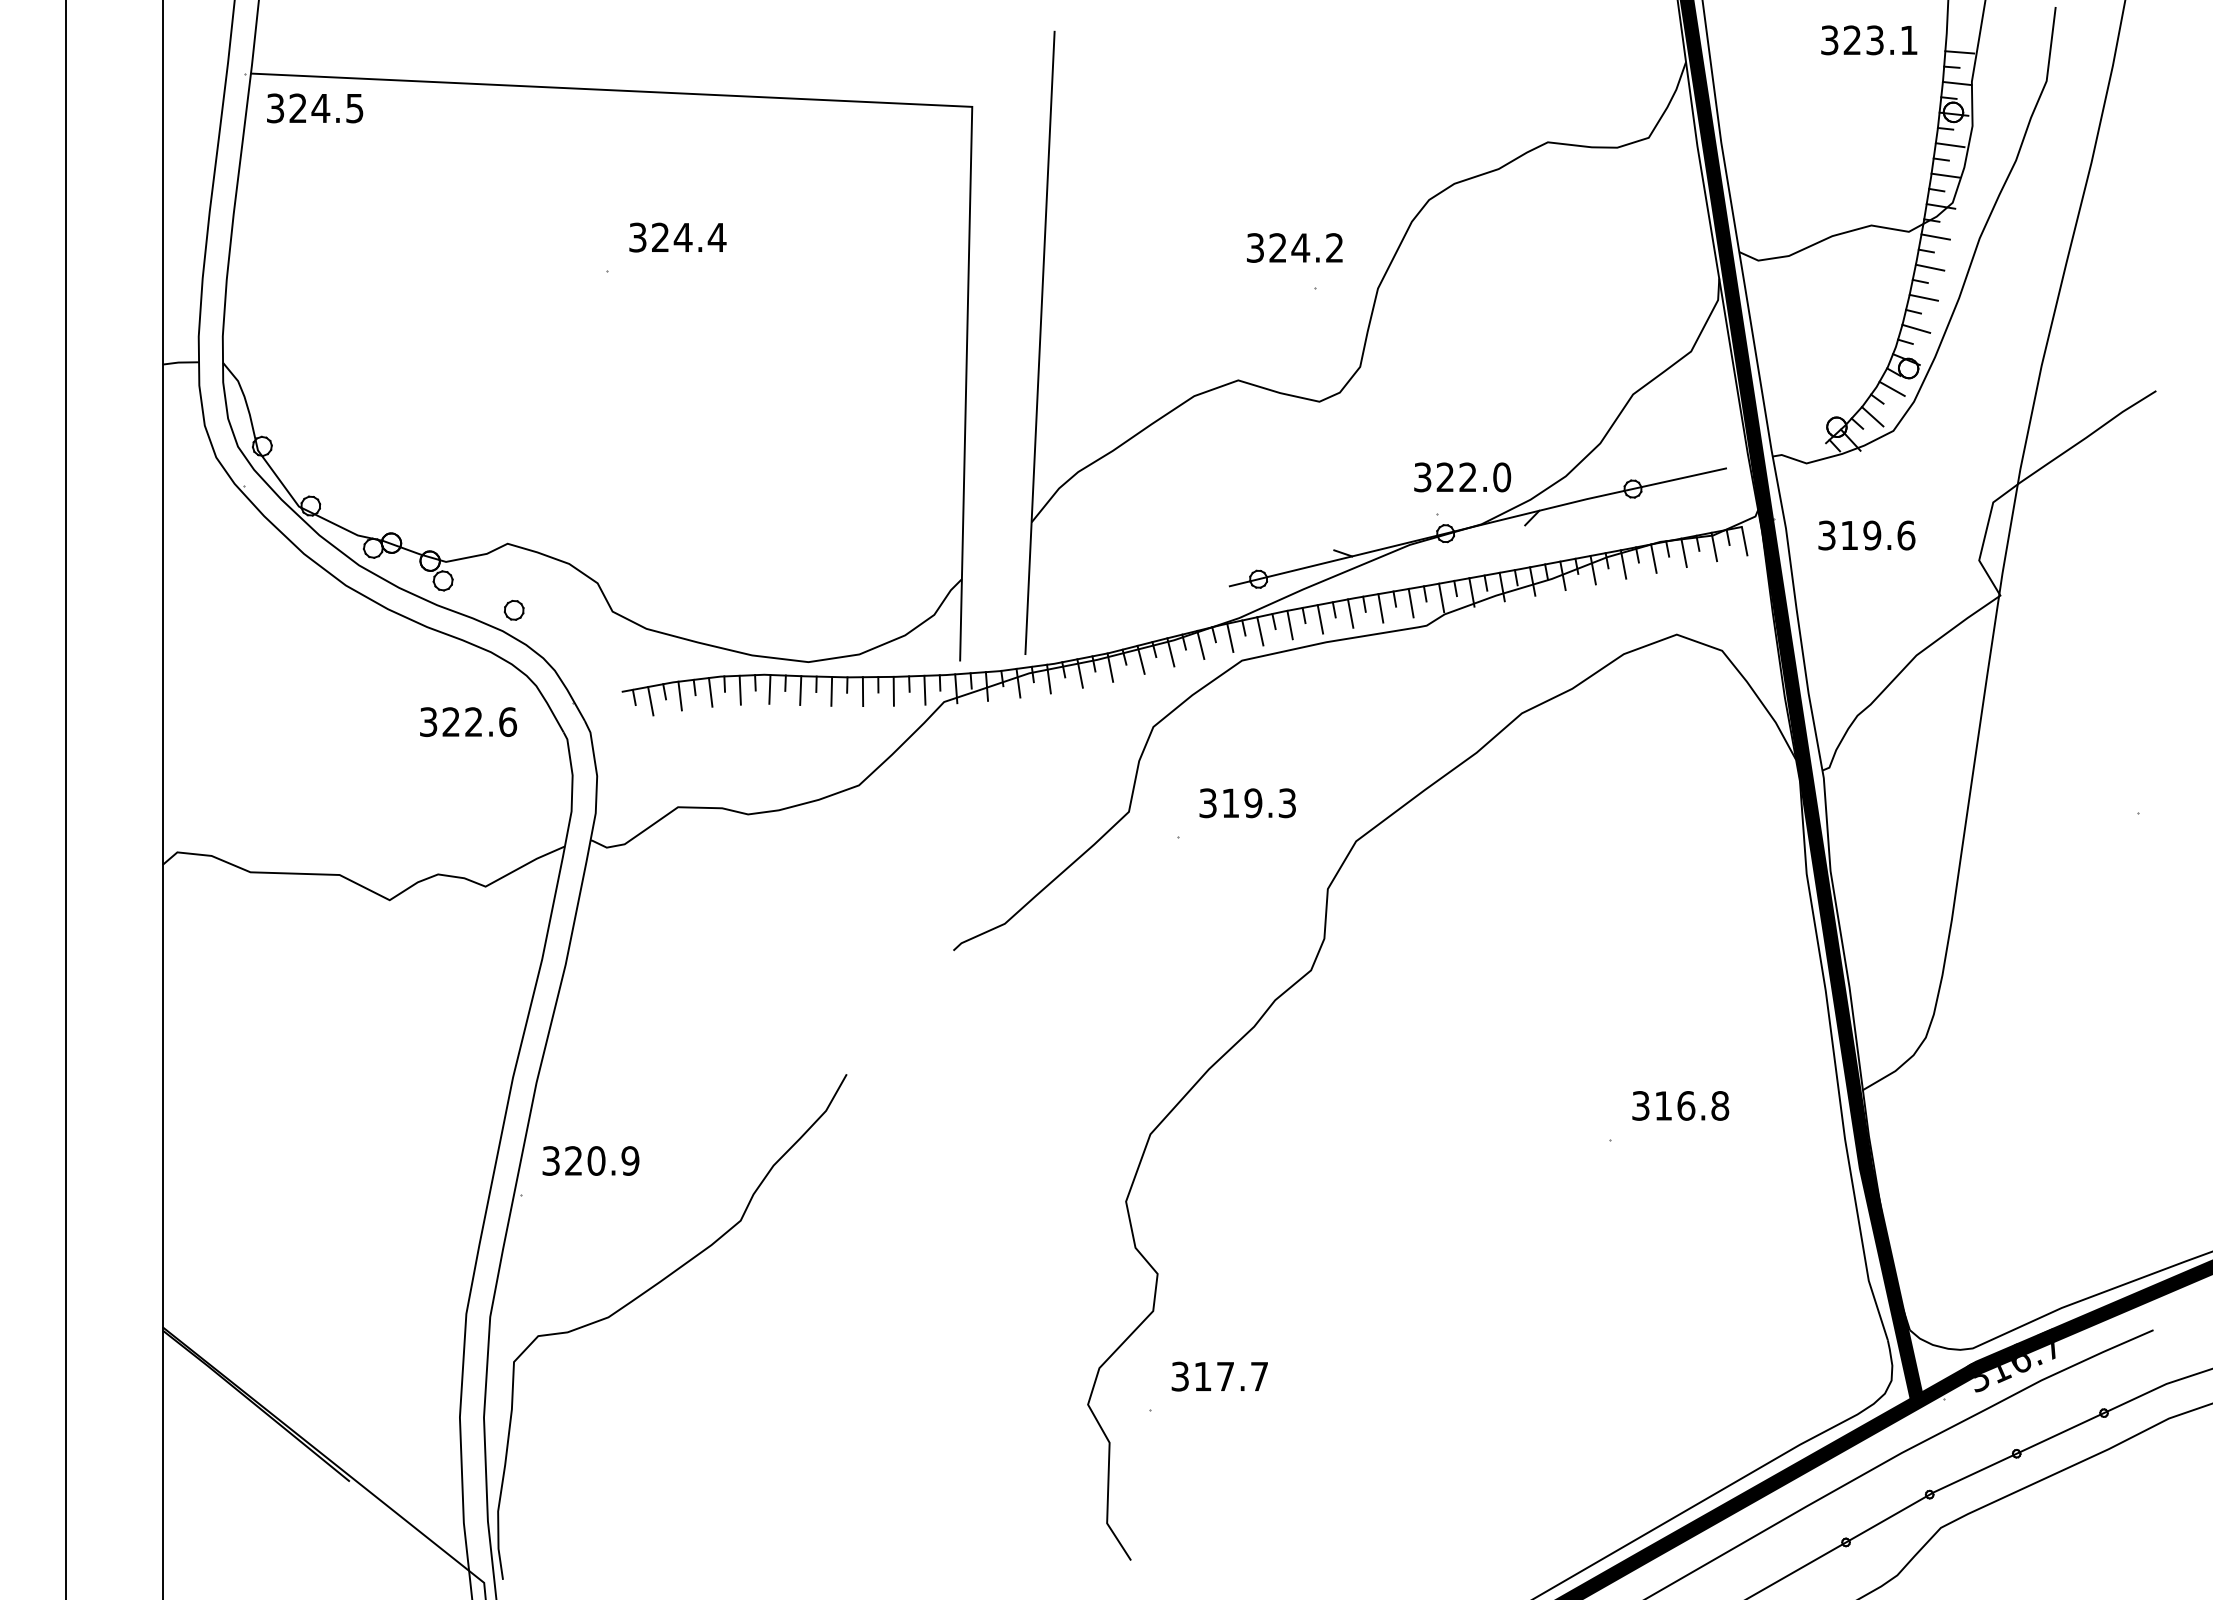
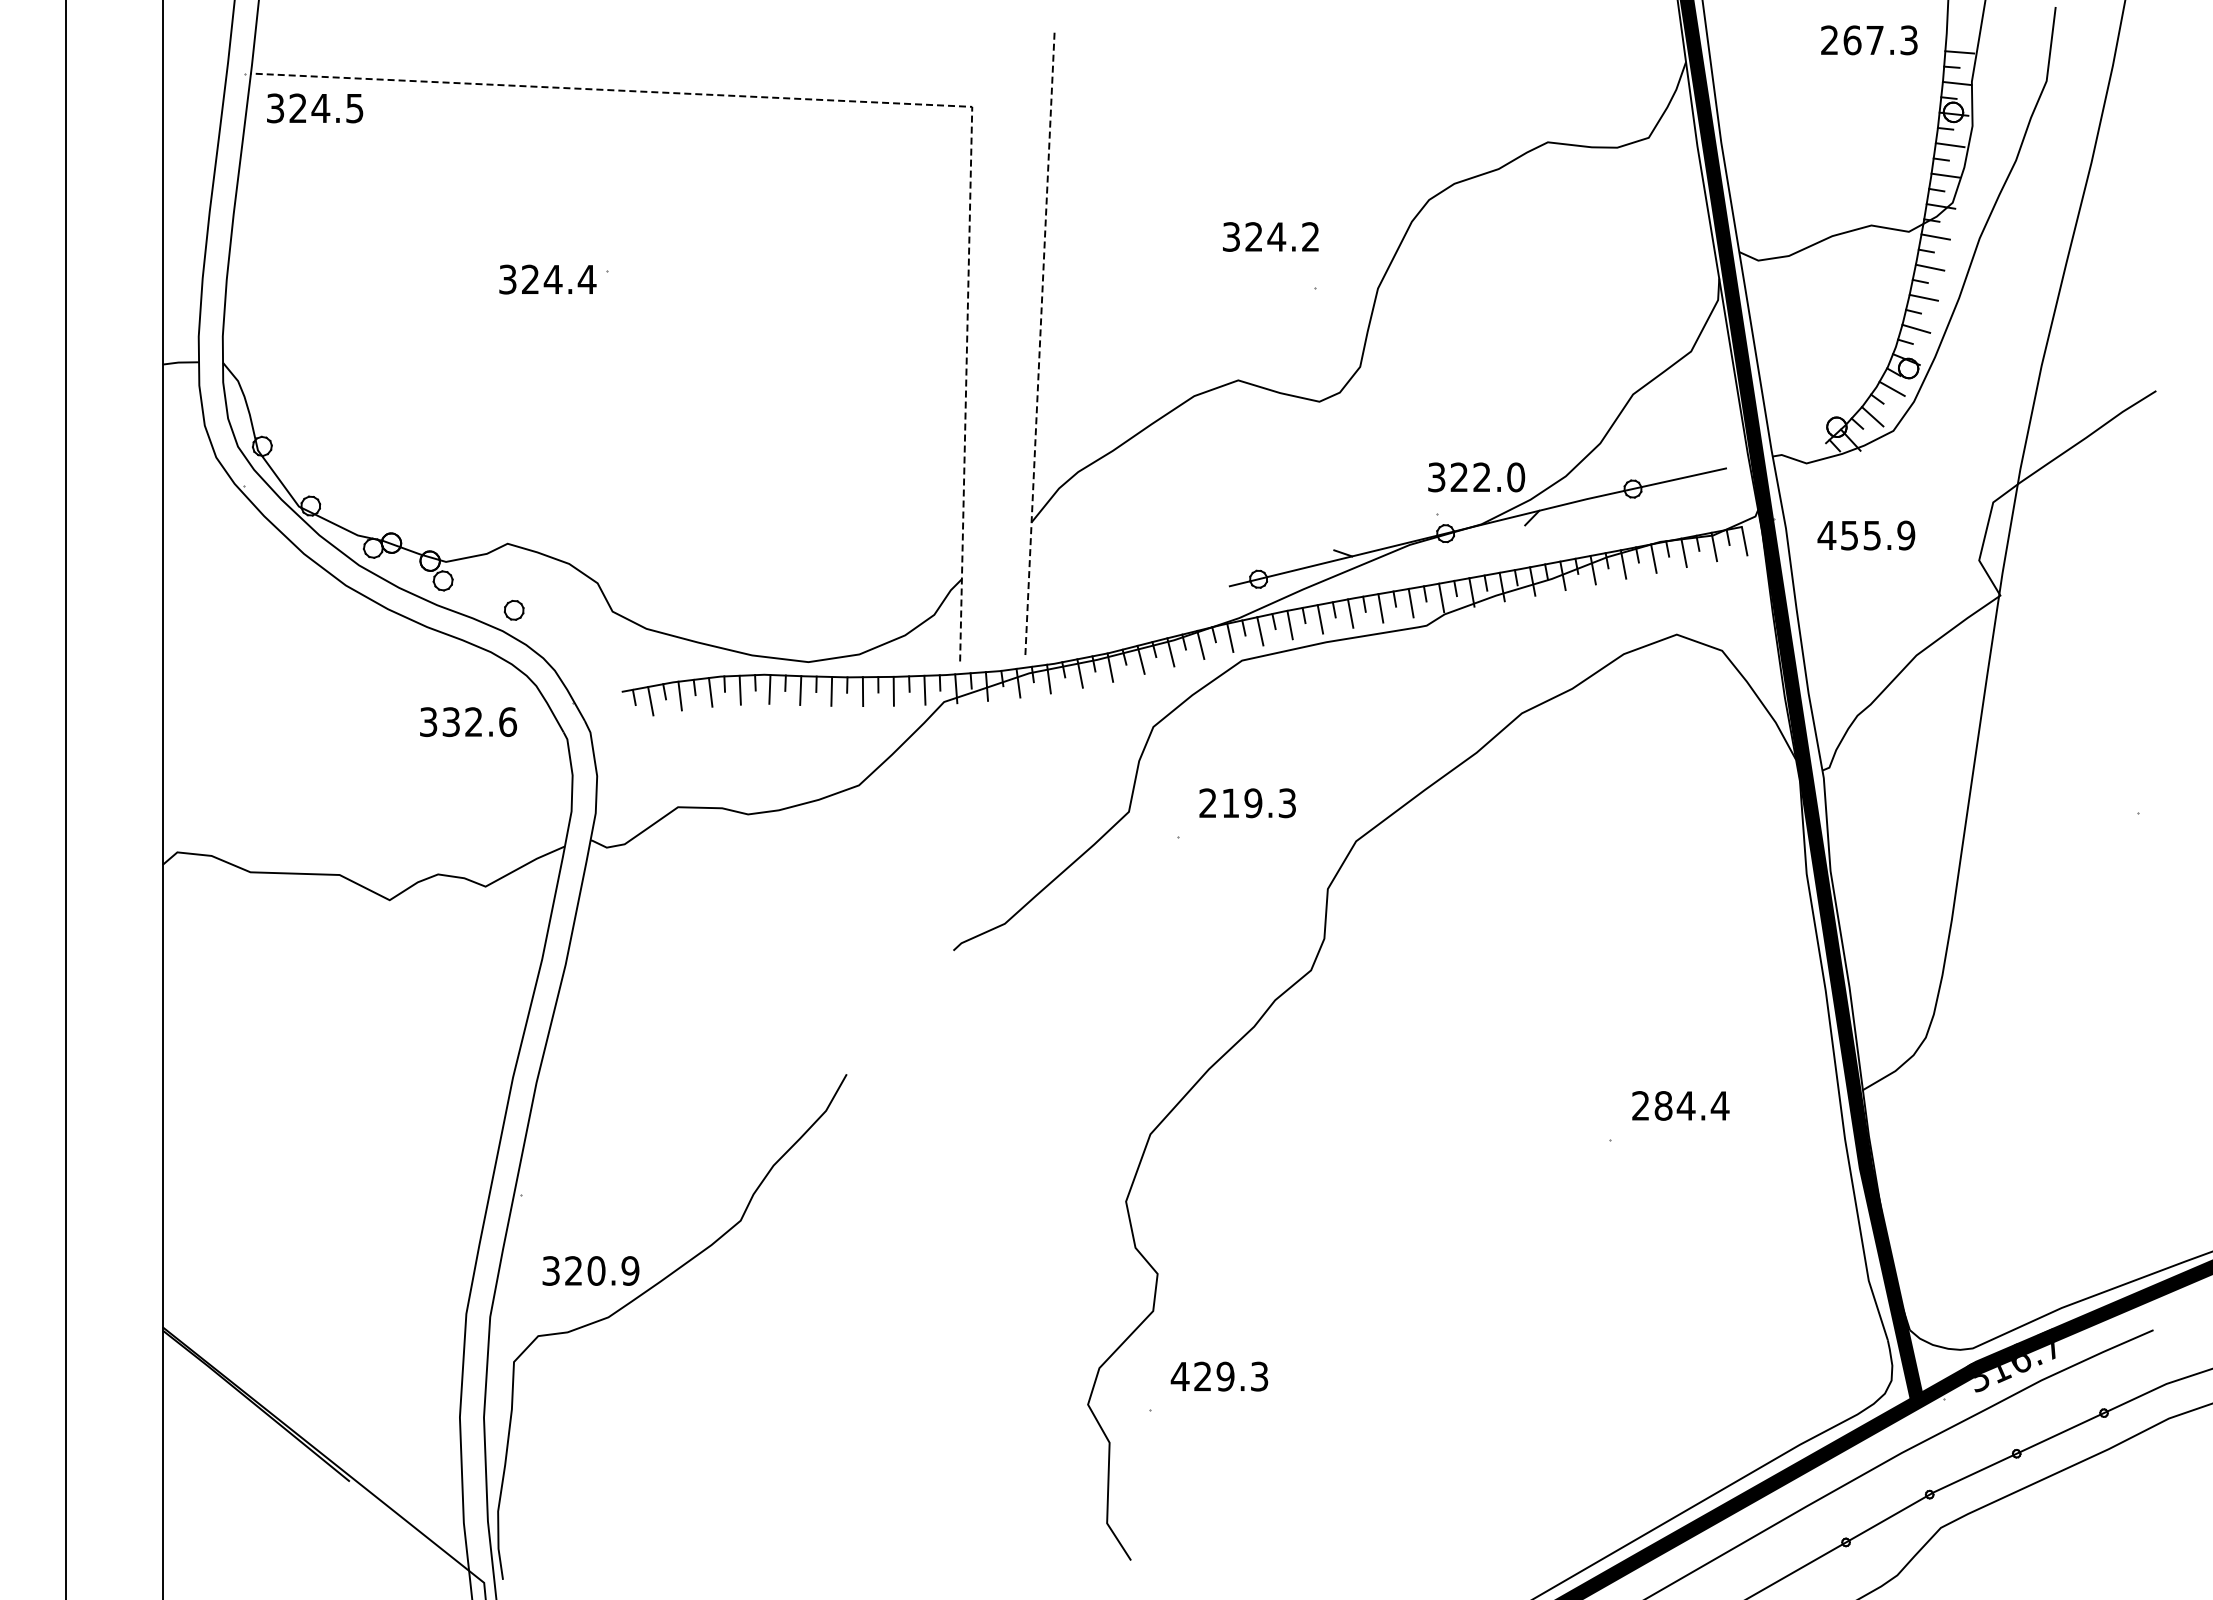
text: 323.1 -> 267.3 (1869, 40)
line: solid -> dashed (889, 103)
text position: (677, 237) -> (547, 279) (547, 279)
text position: (1294, 247) -> (1270, 236) (1270, 236)
line: solid -> dashed (1040, 342)
text position: (1462, 477) -> (1476, 477) (1476, 477)
text: 319.6 -> 455.9 (1866, 535)
text: 322.6 -> 332.6 (450, 722)
text: 319.3 -> 219.3 (1207, 803)
text: 316.8 -> 284.4 (1680, 1105)
text position: (590, 1160) -> (590, 1270) (590, 1270)
text: 317.7 -> 429.3 (1219, 1376)
